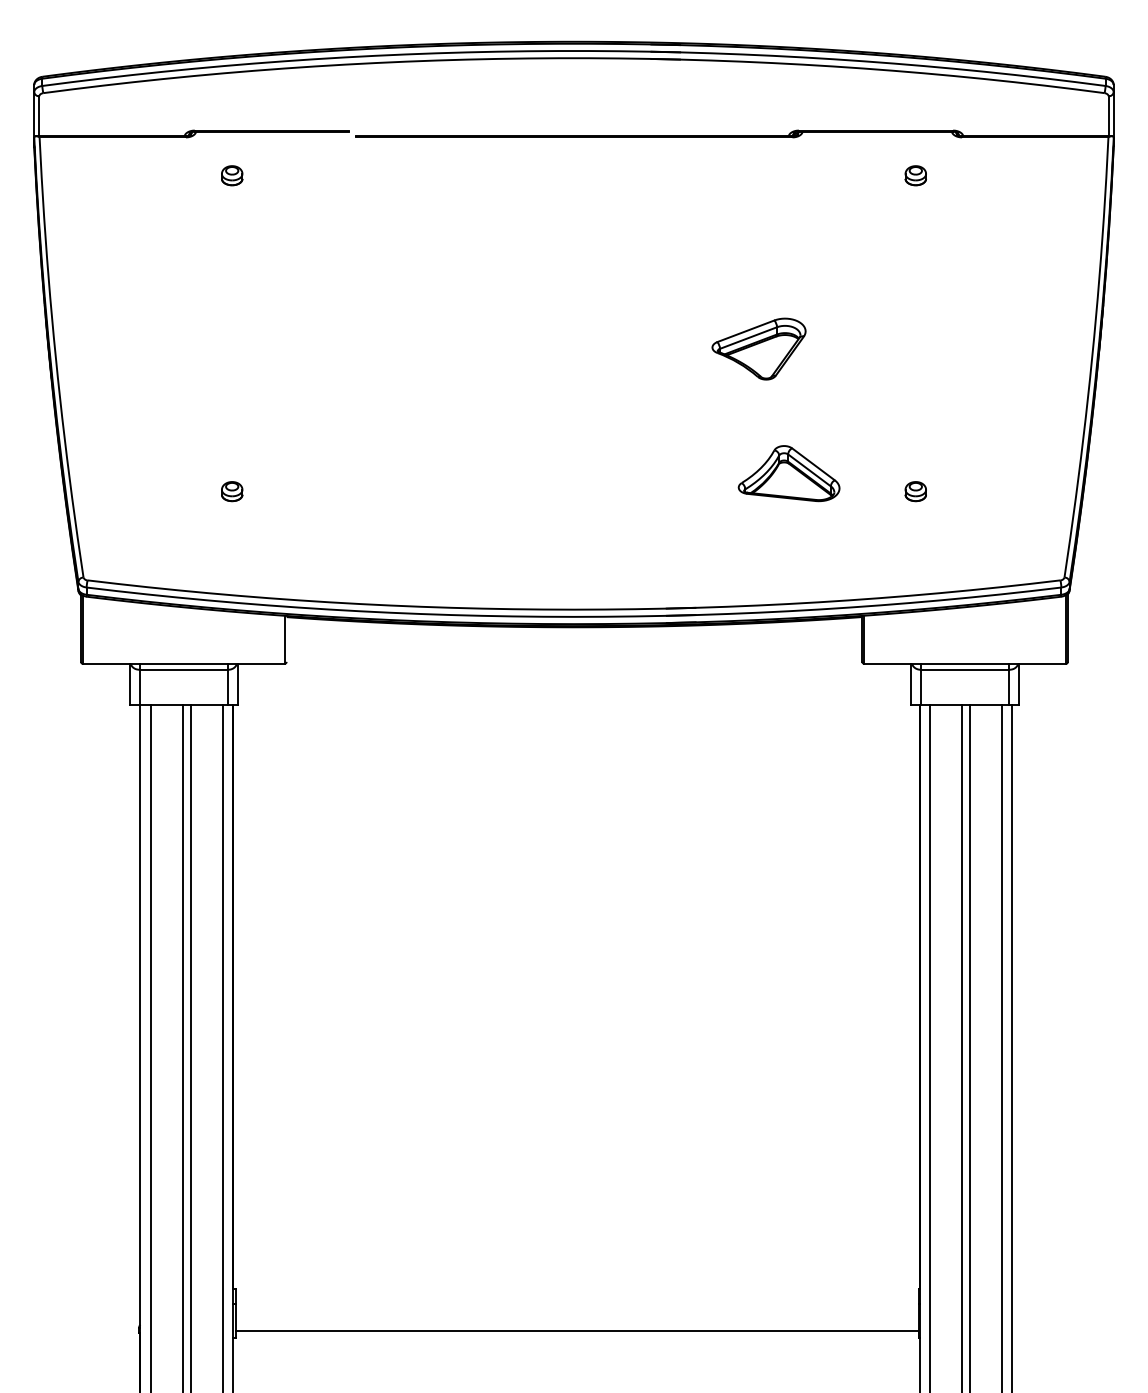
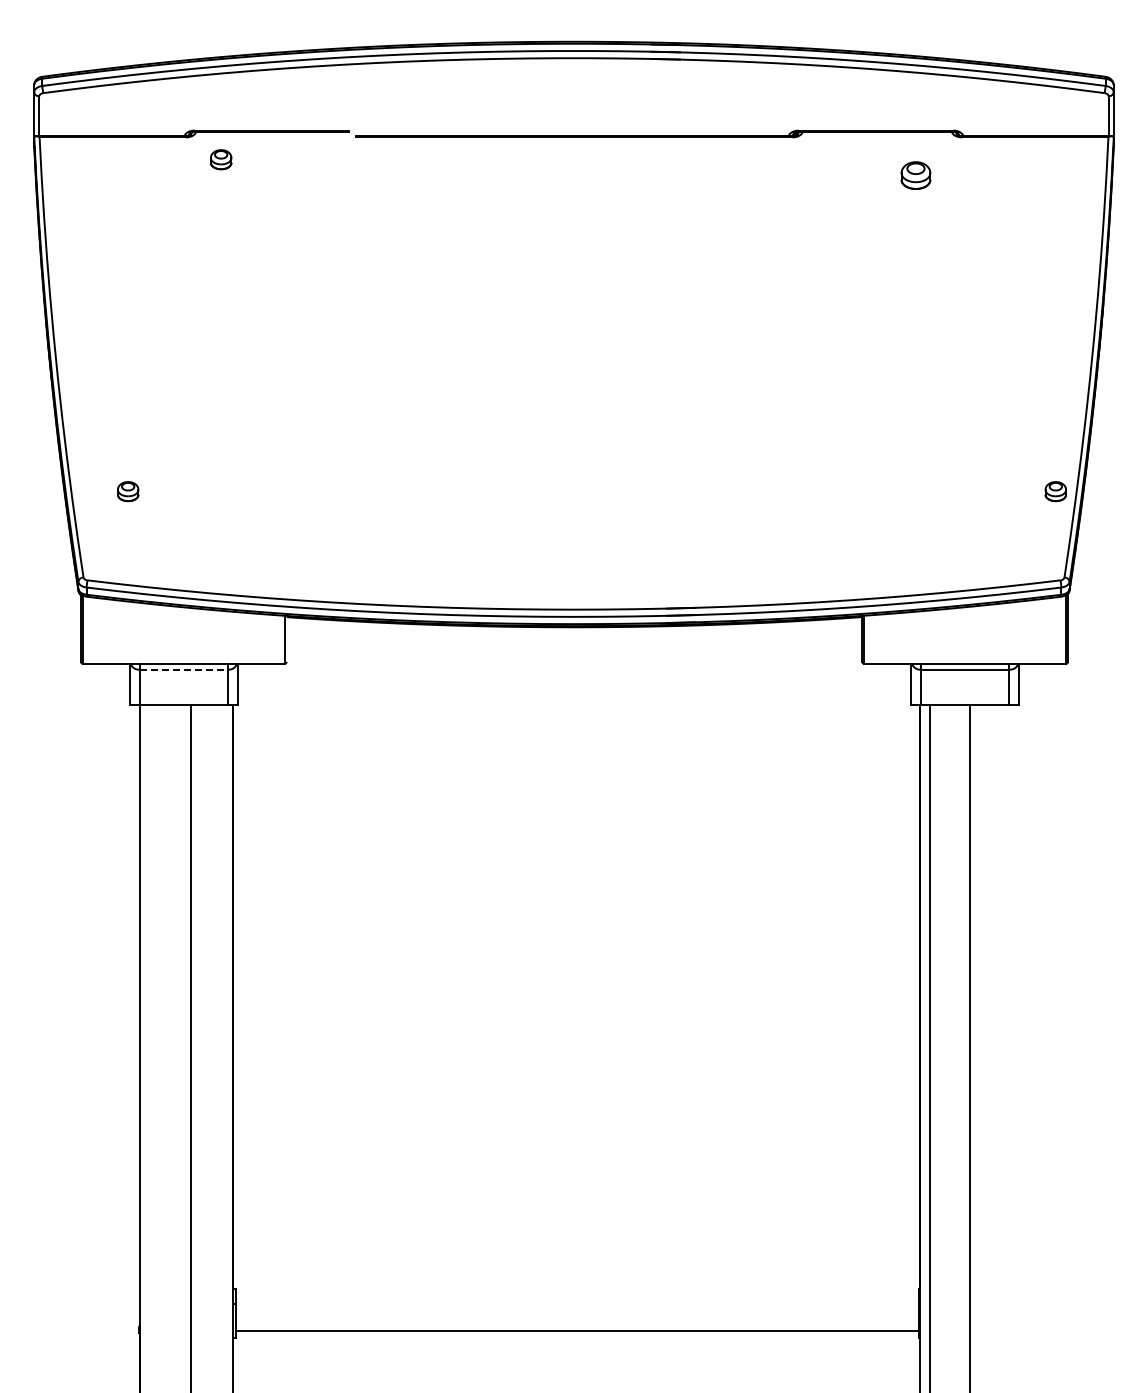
part position: (232, 175) -> (221, 159) (221, 159)
part size: 23x22 px -> 32x29 px (915, 175)
part: present -> none (758, 348)
part: present -> none (788, 473)
part position: (232, 491) -> (128, 491) (128, 491)
part position: (915, 491) -> (1055, 491) (1055, 491)
line: solid -> dashed (183, 669)
line: present -> none (150, 1047)
line: present -> none (182, 1047)
line: present -> none (222, 1047)
line: present -> none (961, 1047)
line: present -> none (1001, 1047)
line: present -> none (1012, 1047)
